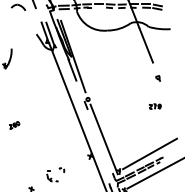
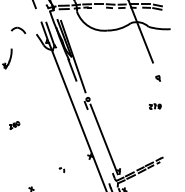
part position: (18, 6) -> (18, 29) (18, 29)
line: present -> none (150, 153)
line: present -> none (154, 173)
part: present -> none (52, 176)
